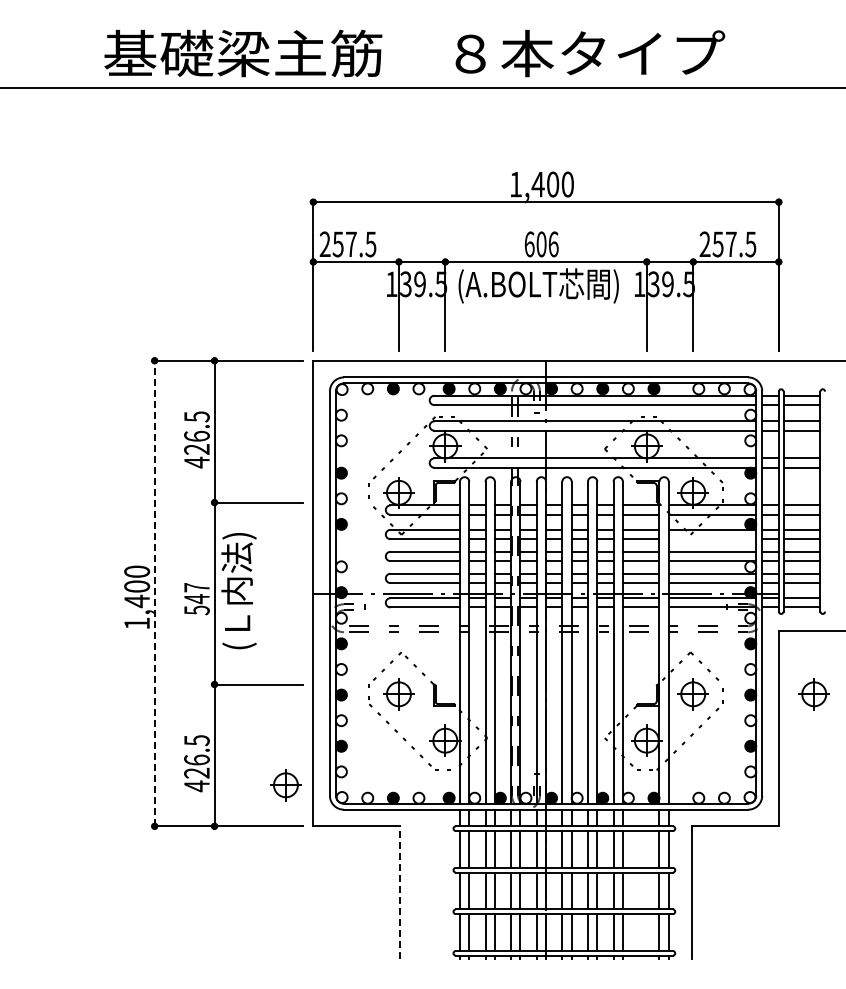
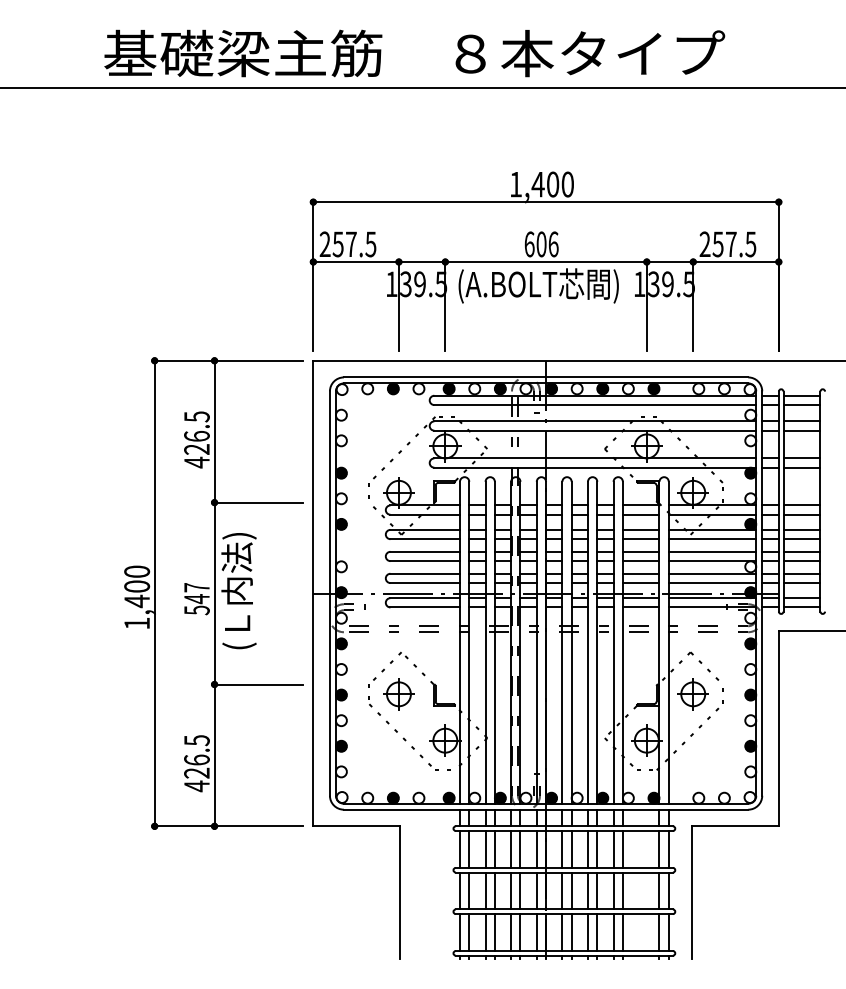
line: none -> present (712, 539)
line: dashed -> solid (154, 593)
part: present -> none (813, 694)
part: present -> none (285, 785)
line: dashed -> solid (400, 892)
